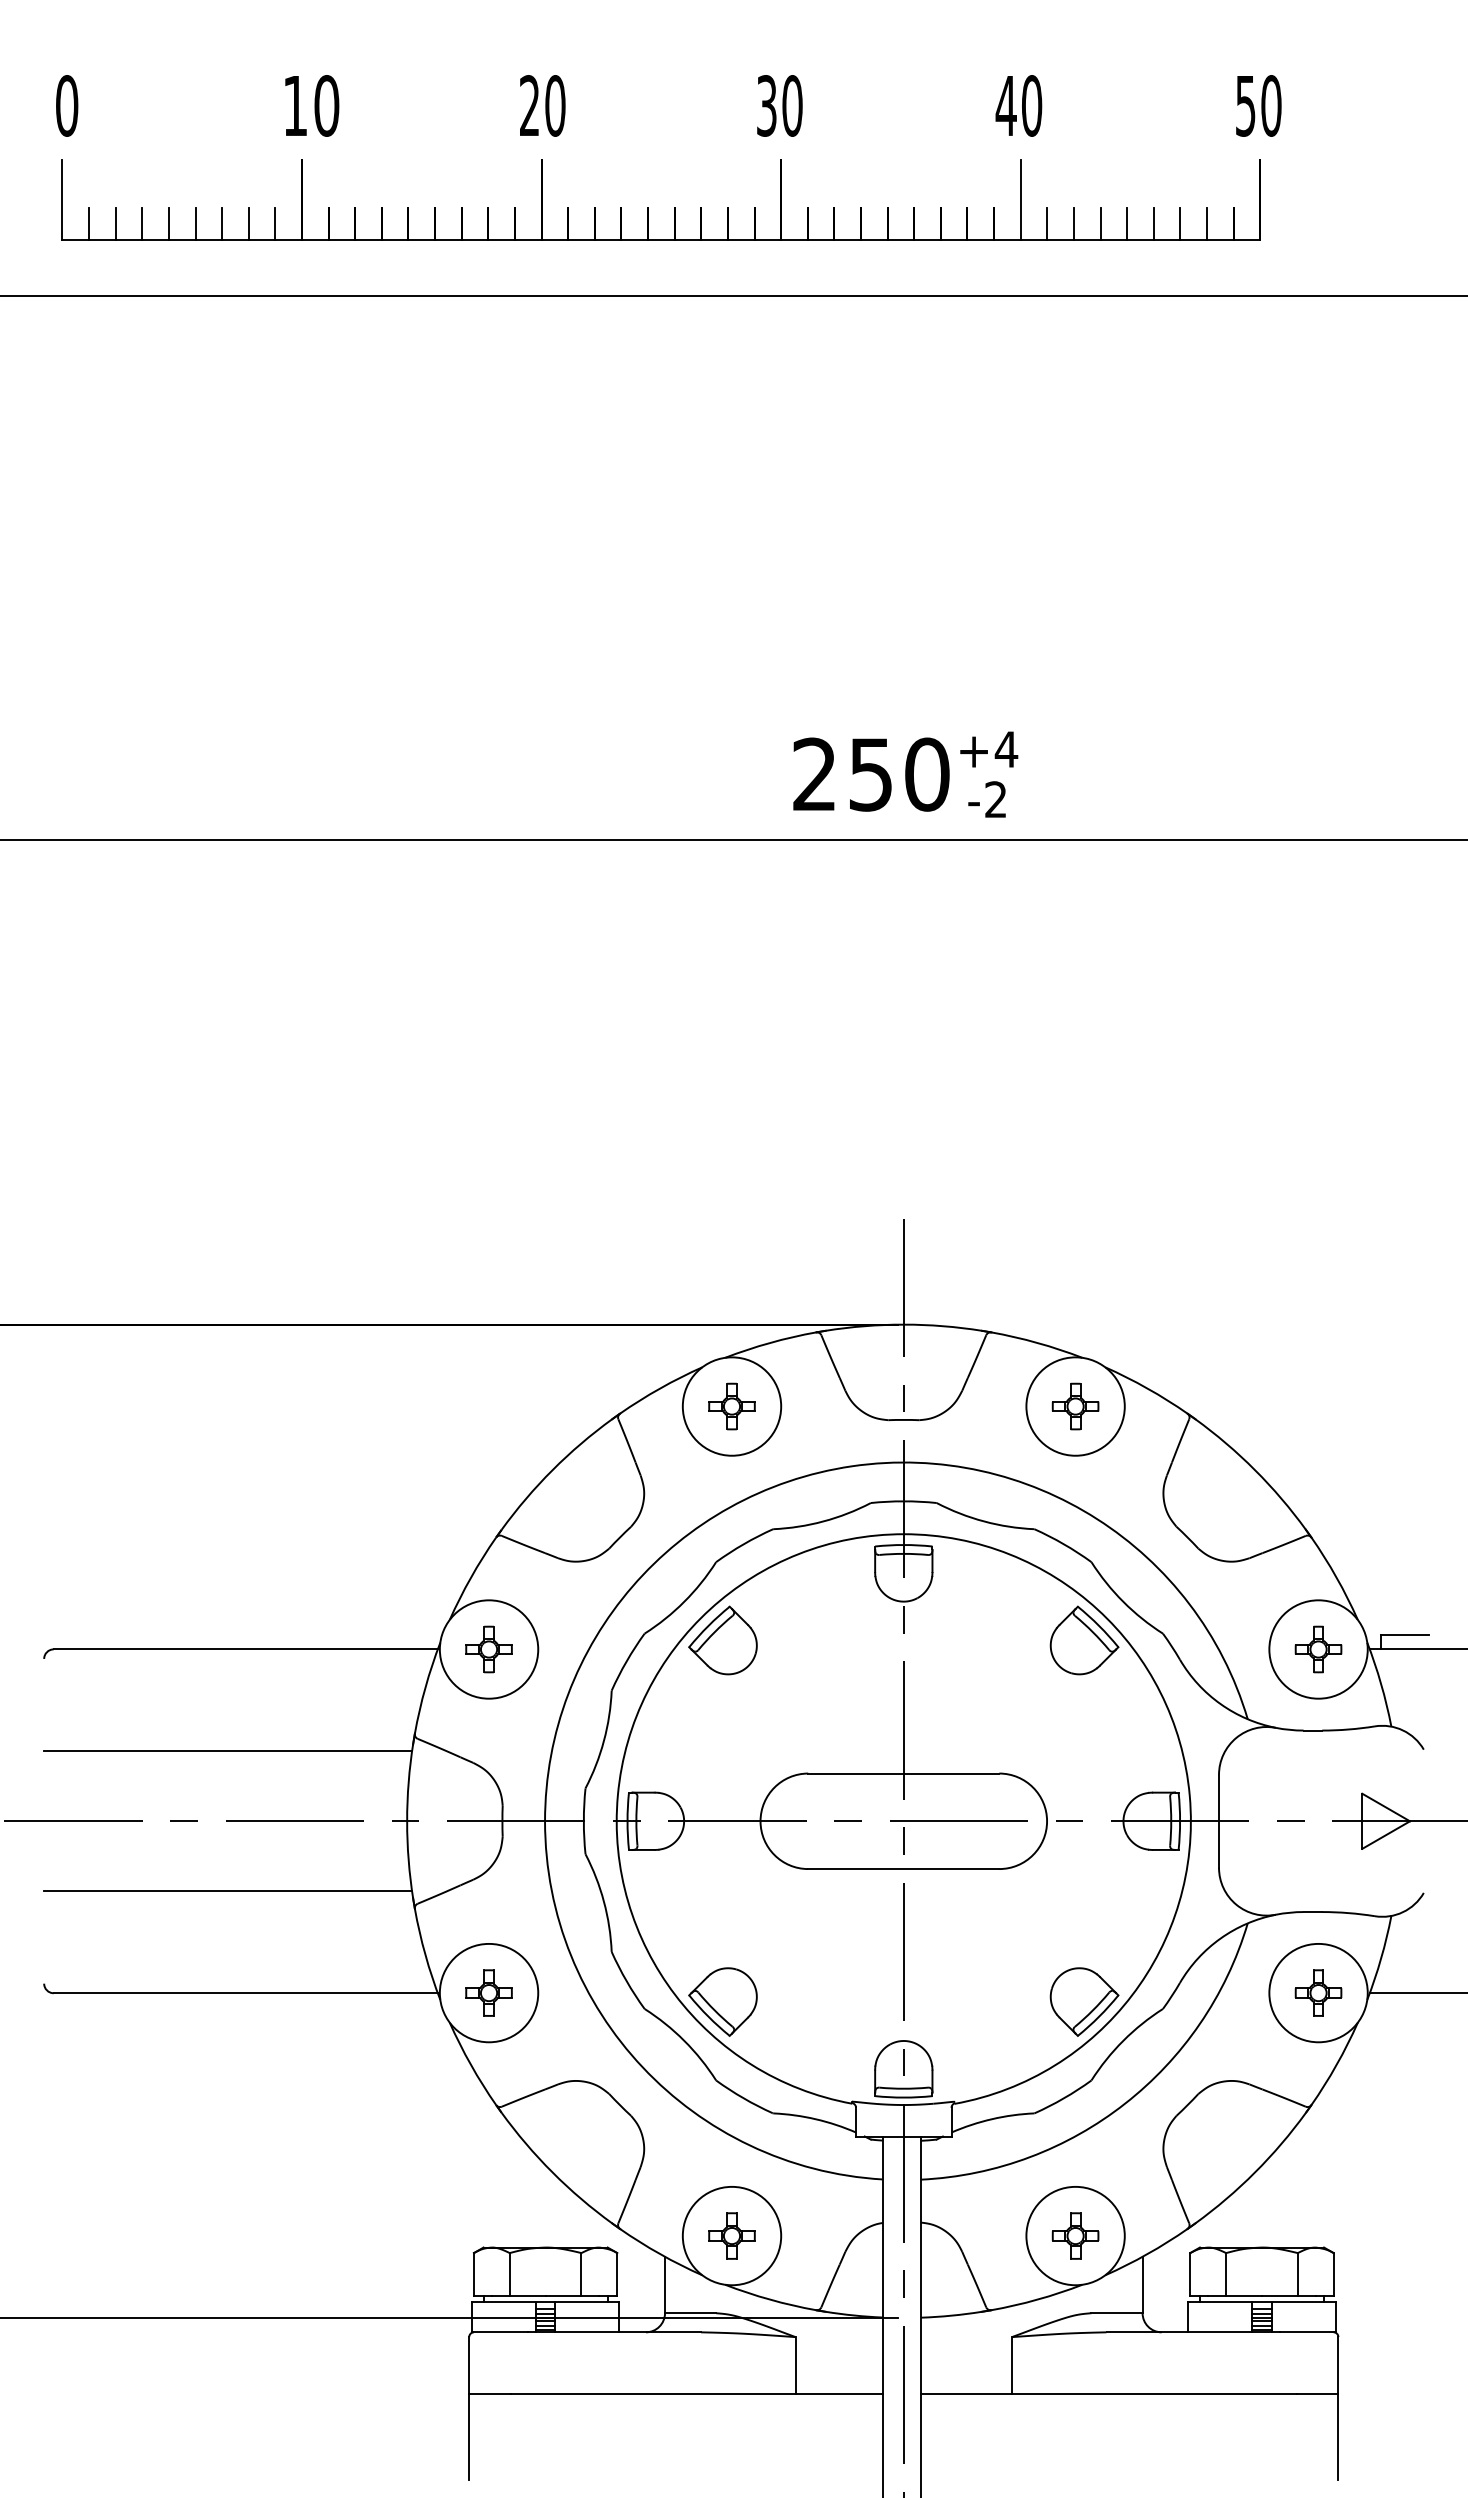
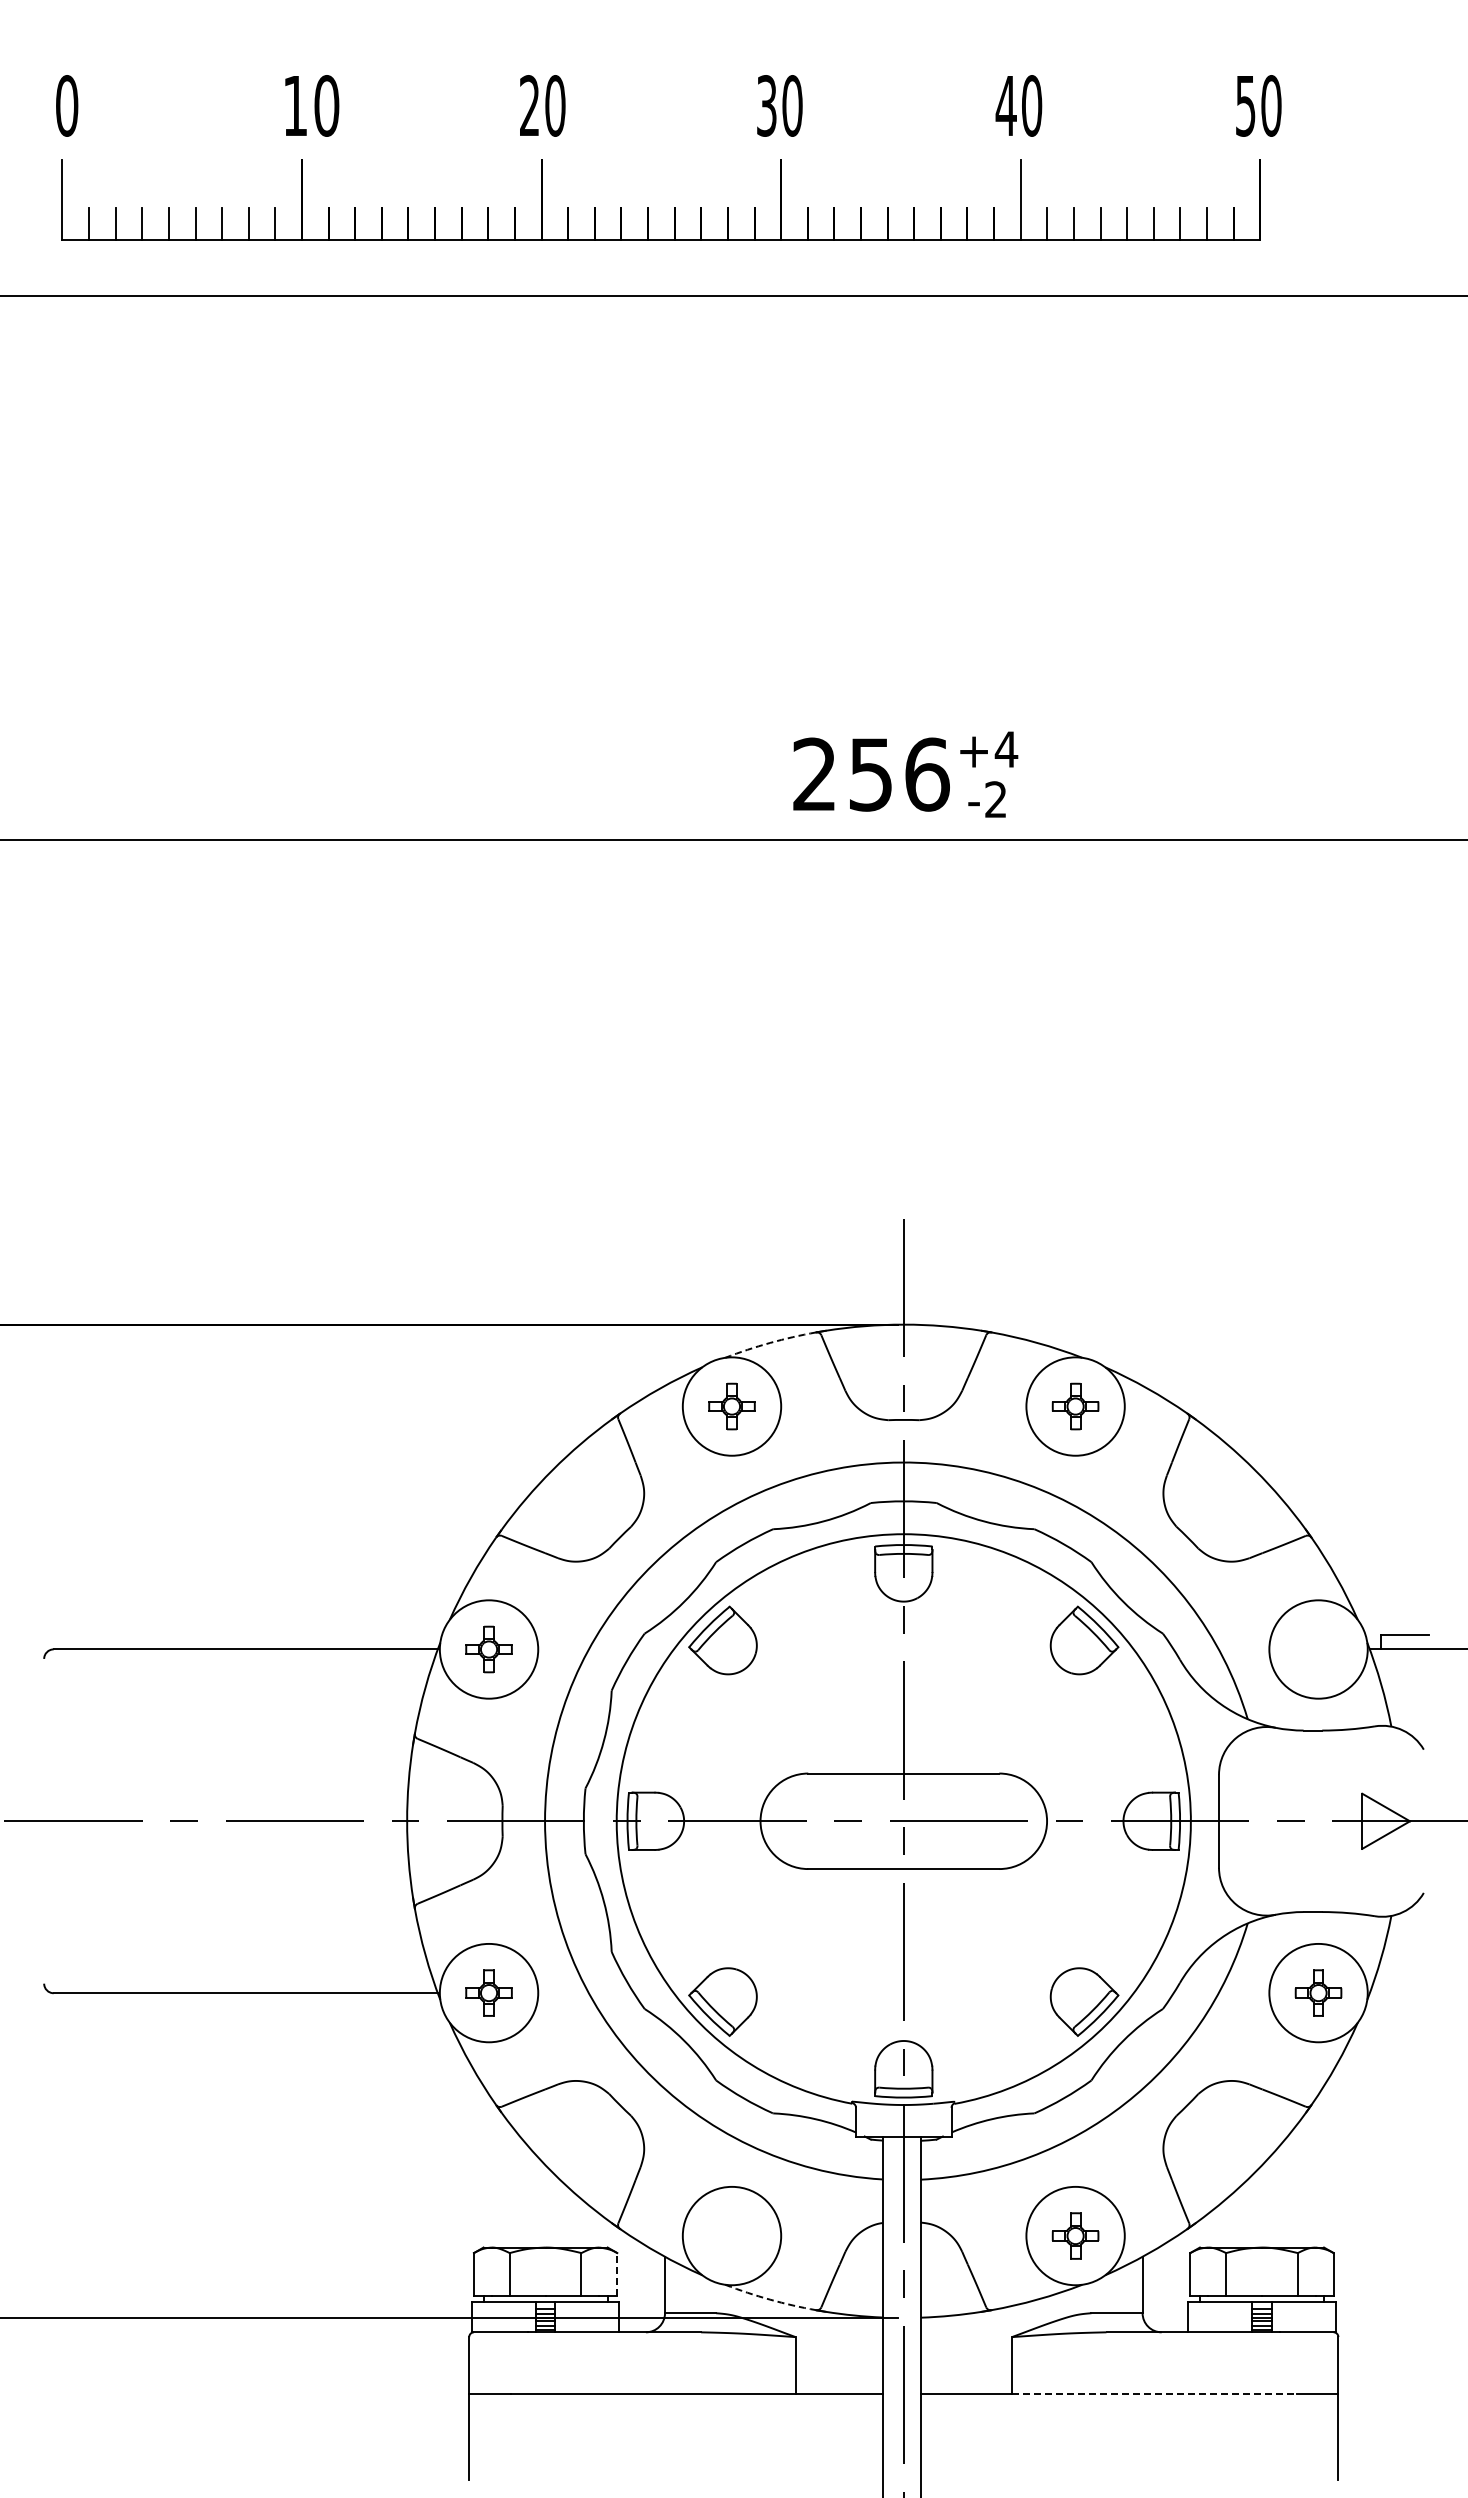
text: 250 -> 256 (927, 774)
arc: solid -> dashed (770, 1342)
part: present -> none (1318, 1649)
line: present -> none (228, 1751)
line: present -> none (228, 1891)
line: present -> none (1416, 1993)
part: present -> none (731, 2235)
line: solid -> dashed (617, 2274)
arc: solid -> dashed (770, 2299)
line: solid -> dashed (1154, 2394)
